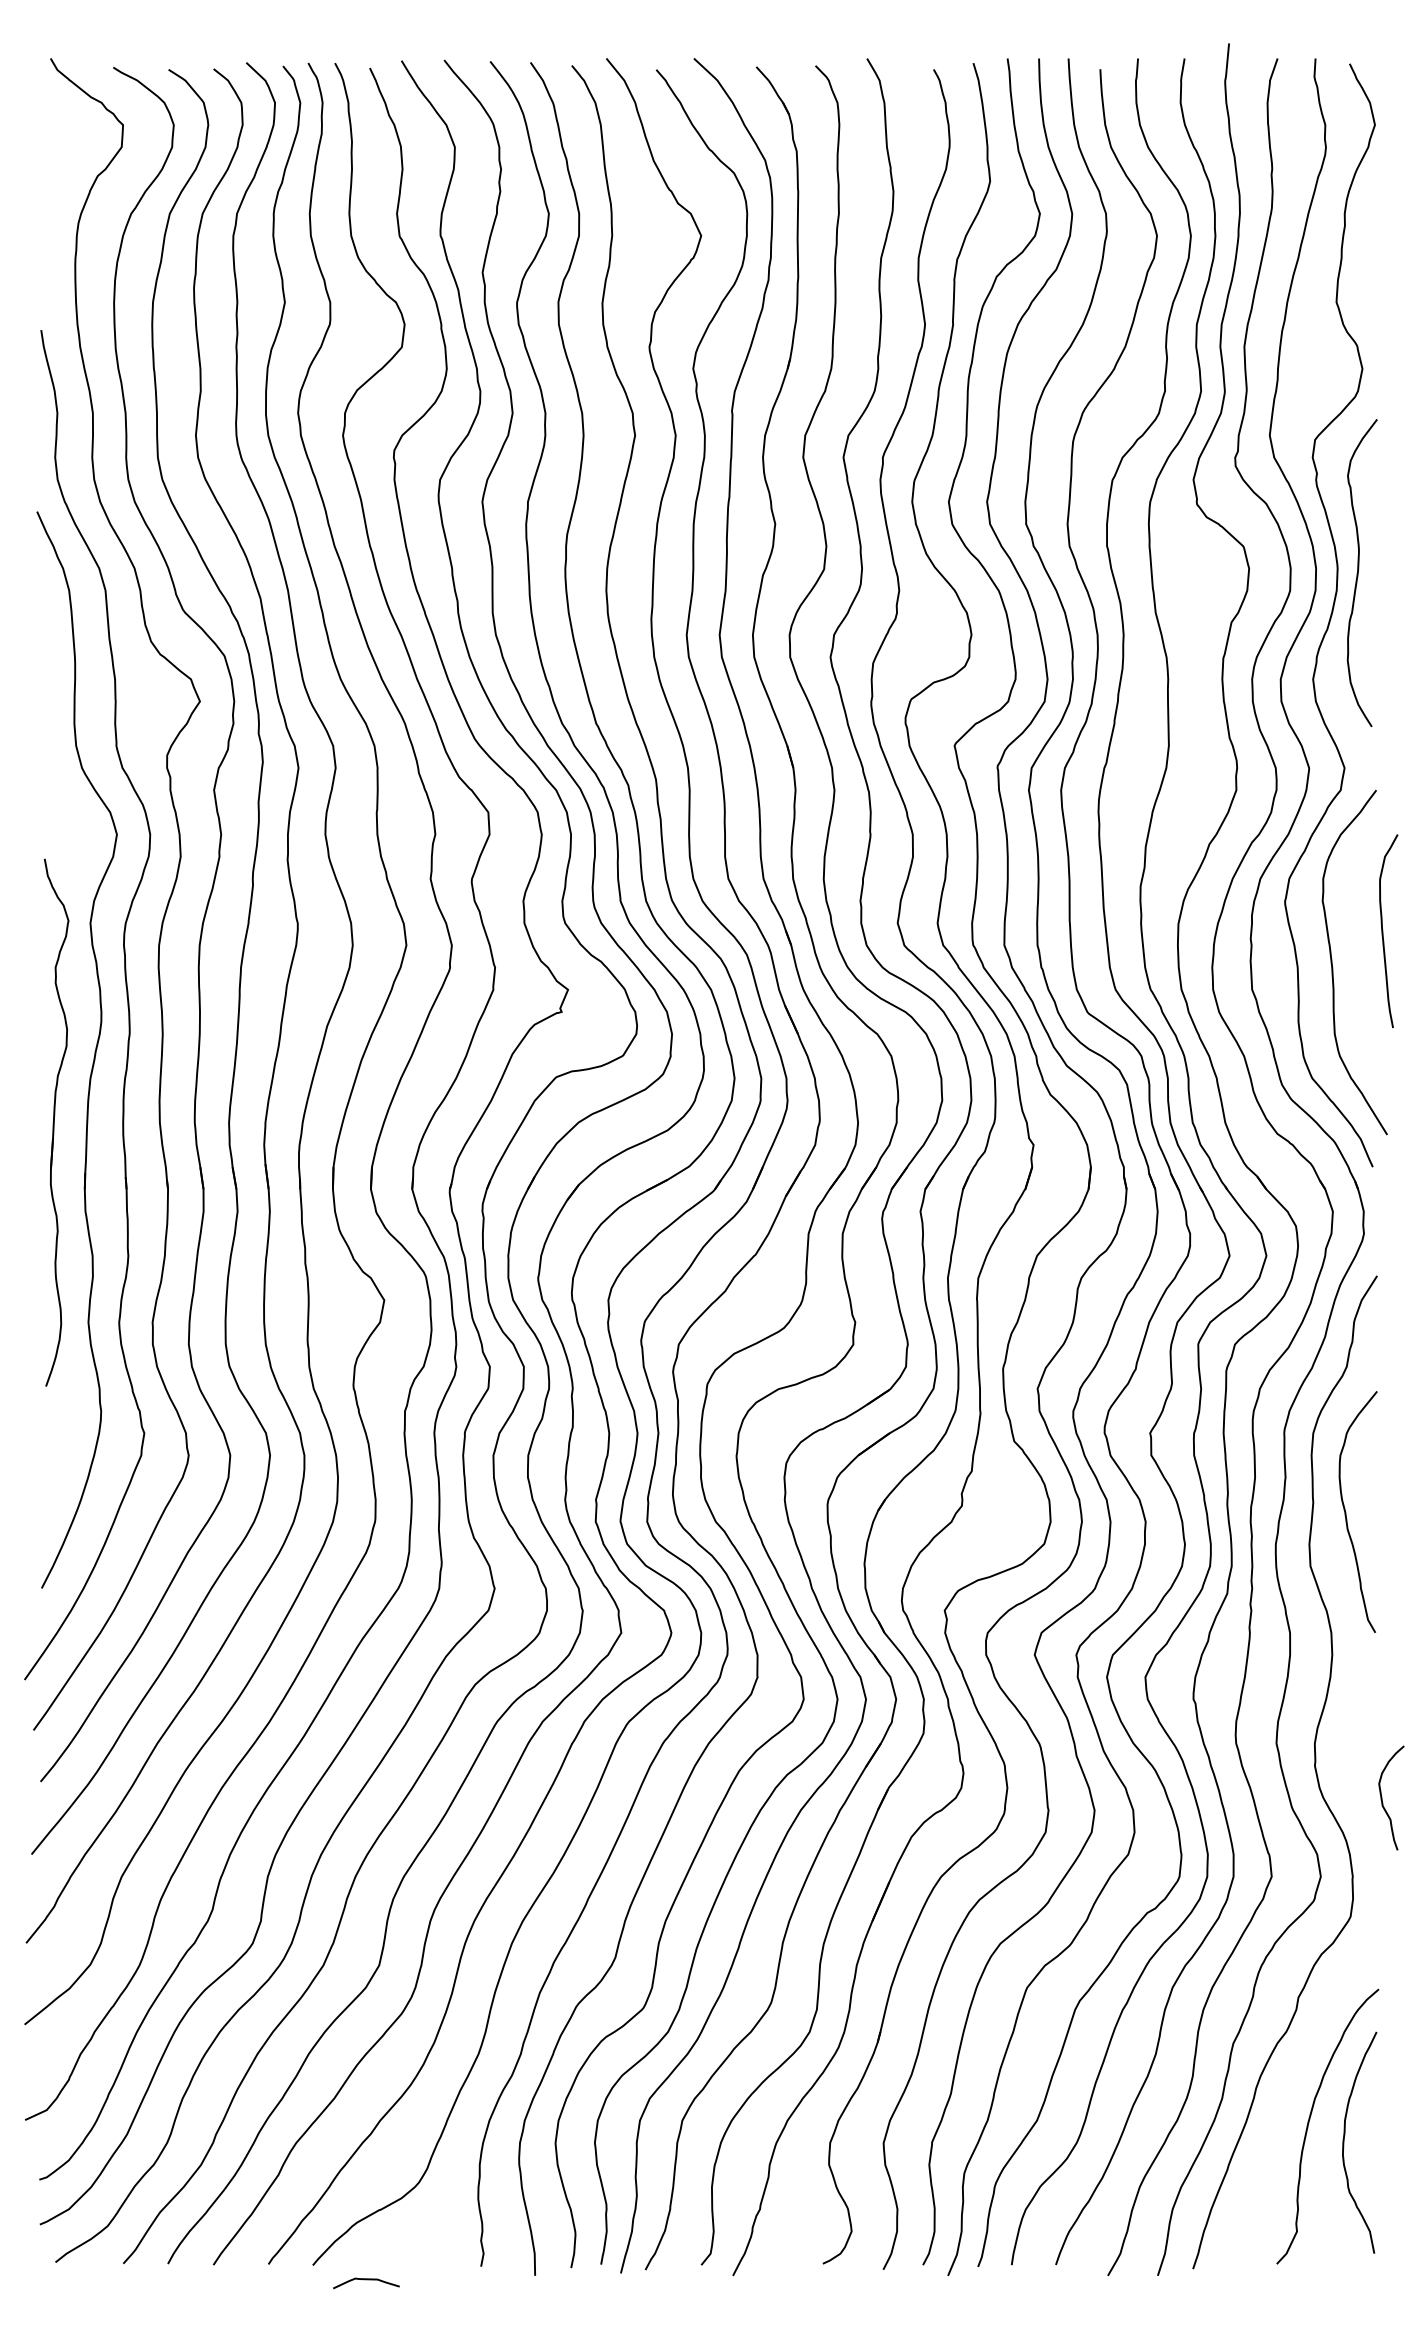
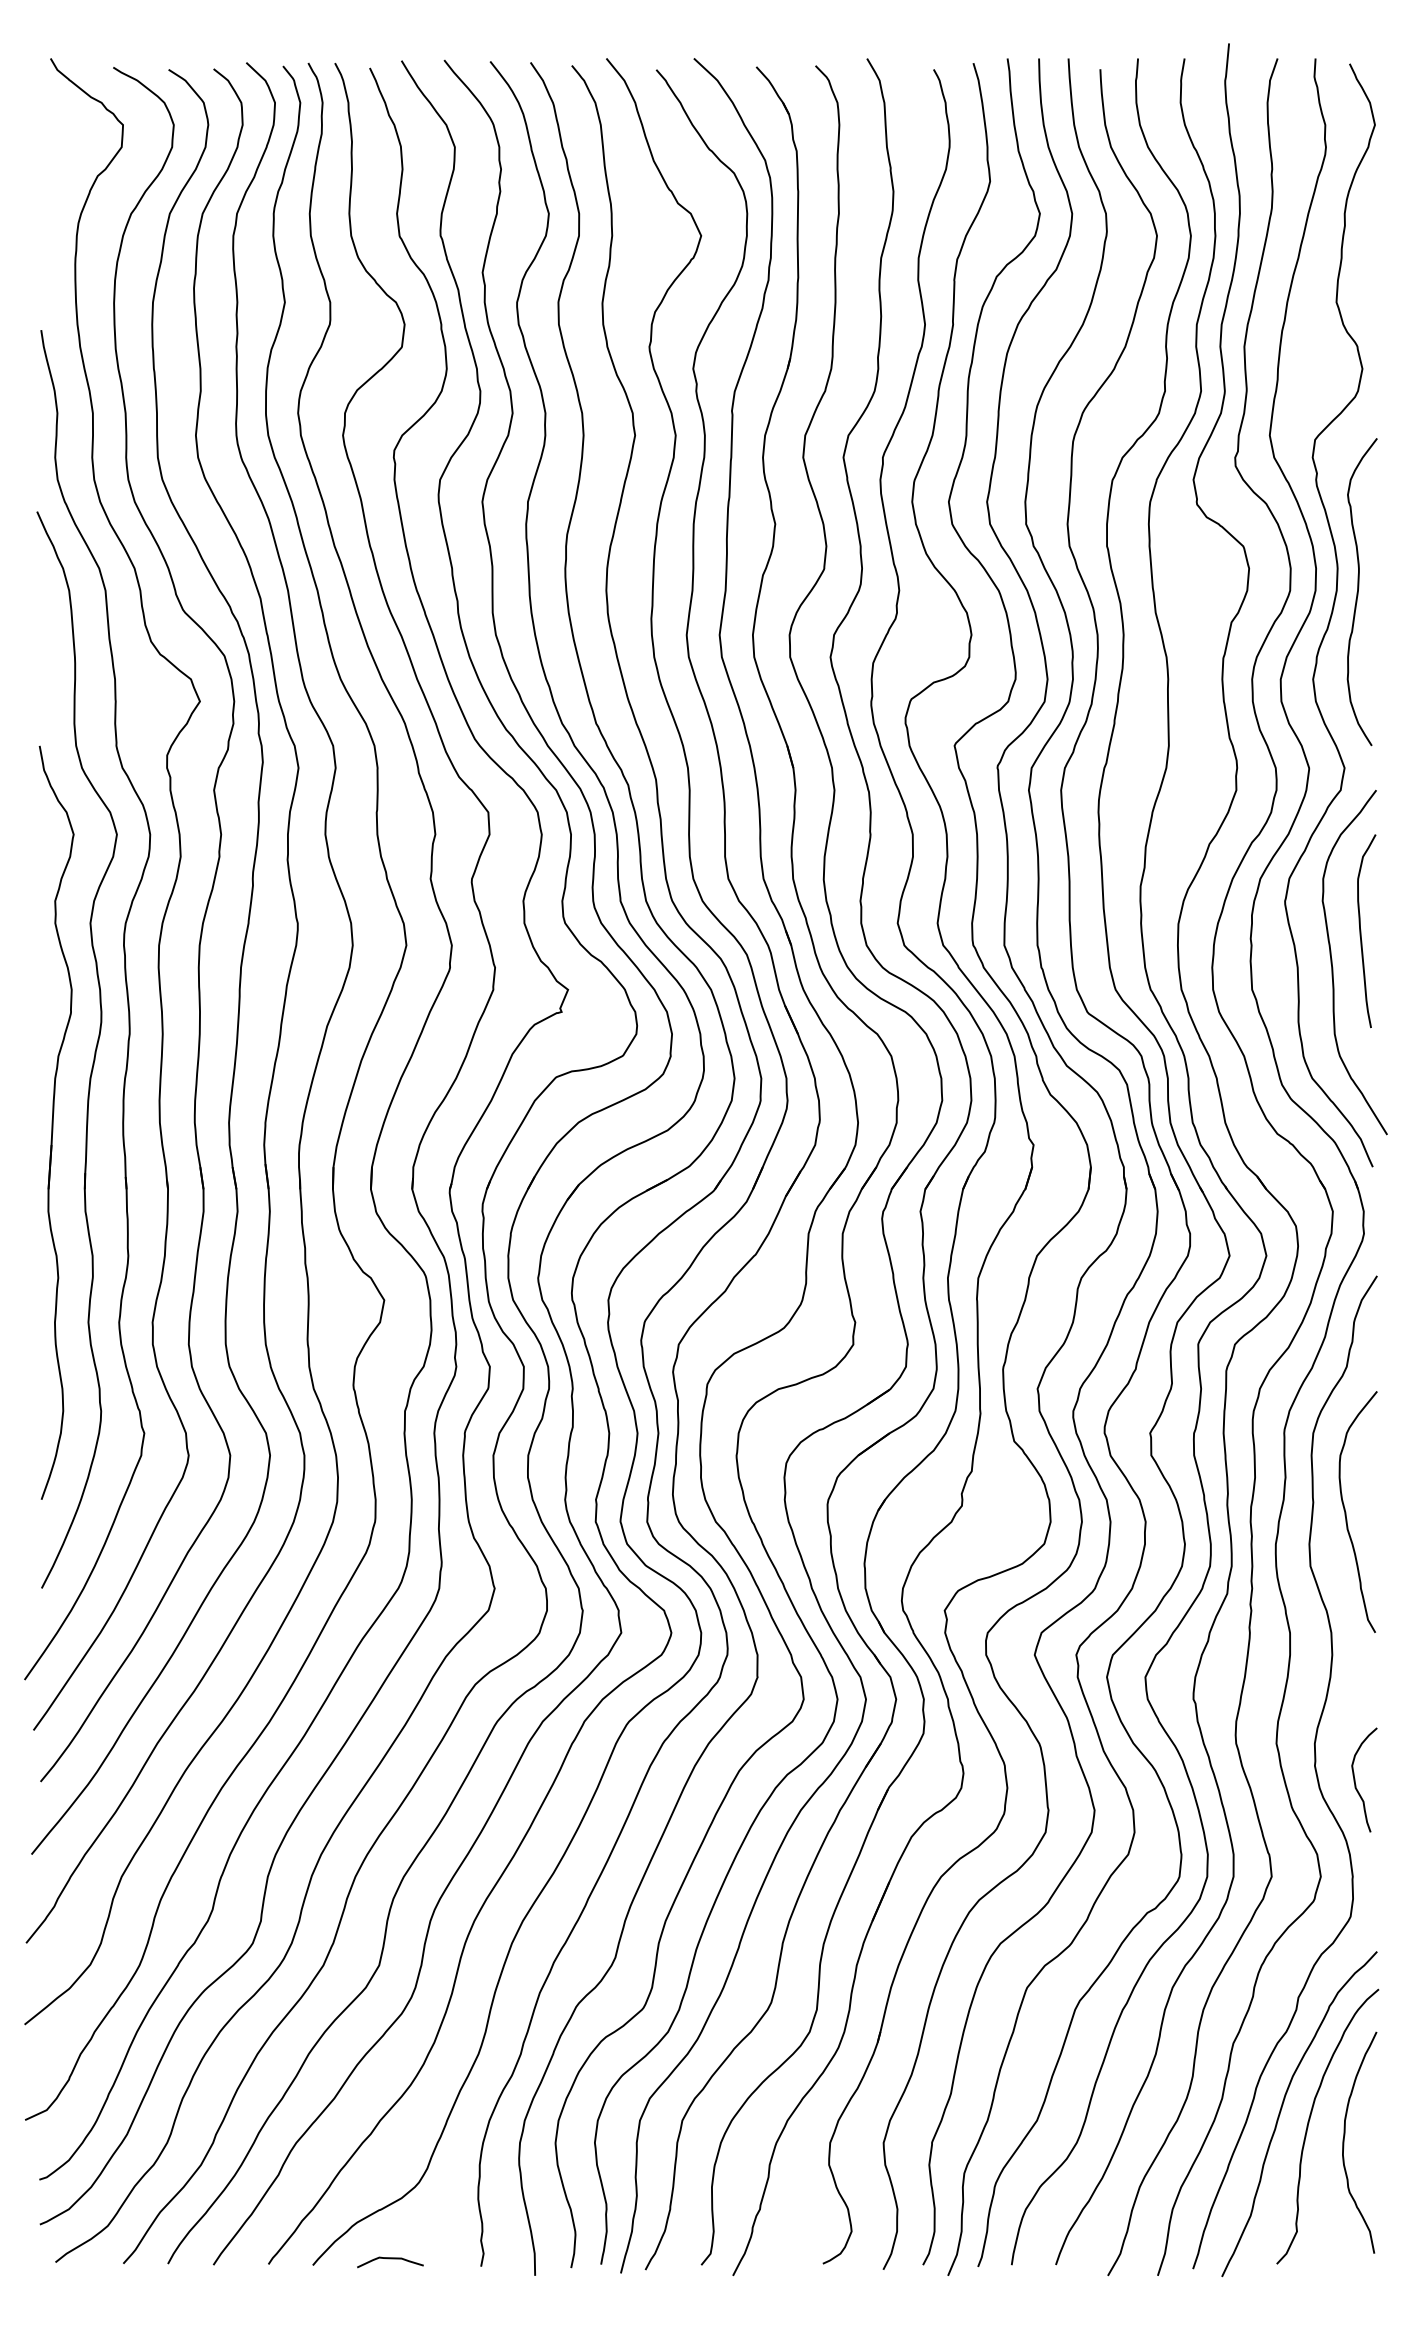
curve position: (1358, 573) -> (1358, 592) (1358, 592)
curve position: (1383, 930) -> (1361, 930) (1361, 930)
part size: 26x529 px -> 37x755 px (56, 1122)
curve position: (1382, 1797) -> (1355, 1779) (1355, 1779)
curve: none -> present (1282, 2108)
curve position: (366, 2280) -> (390, 2259) (390, 2259)
